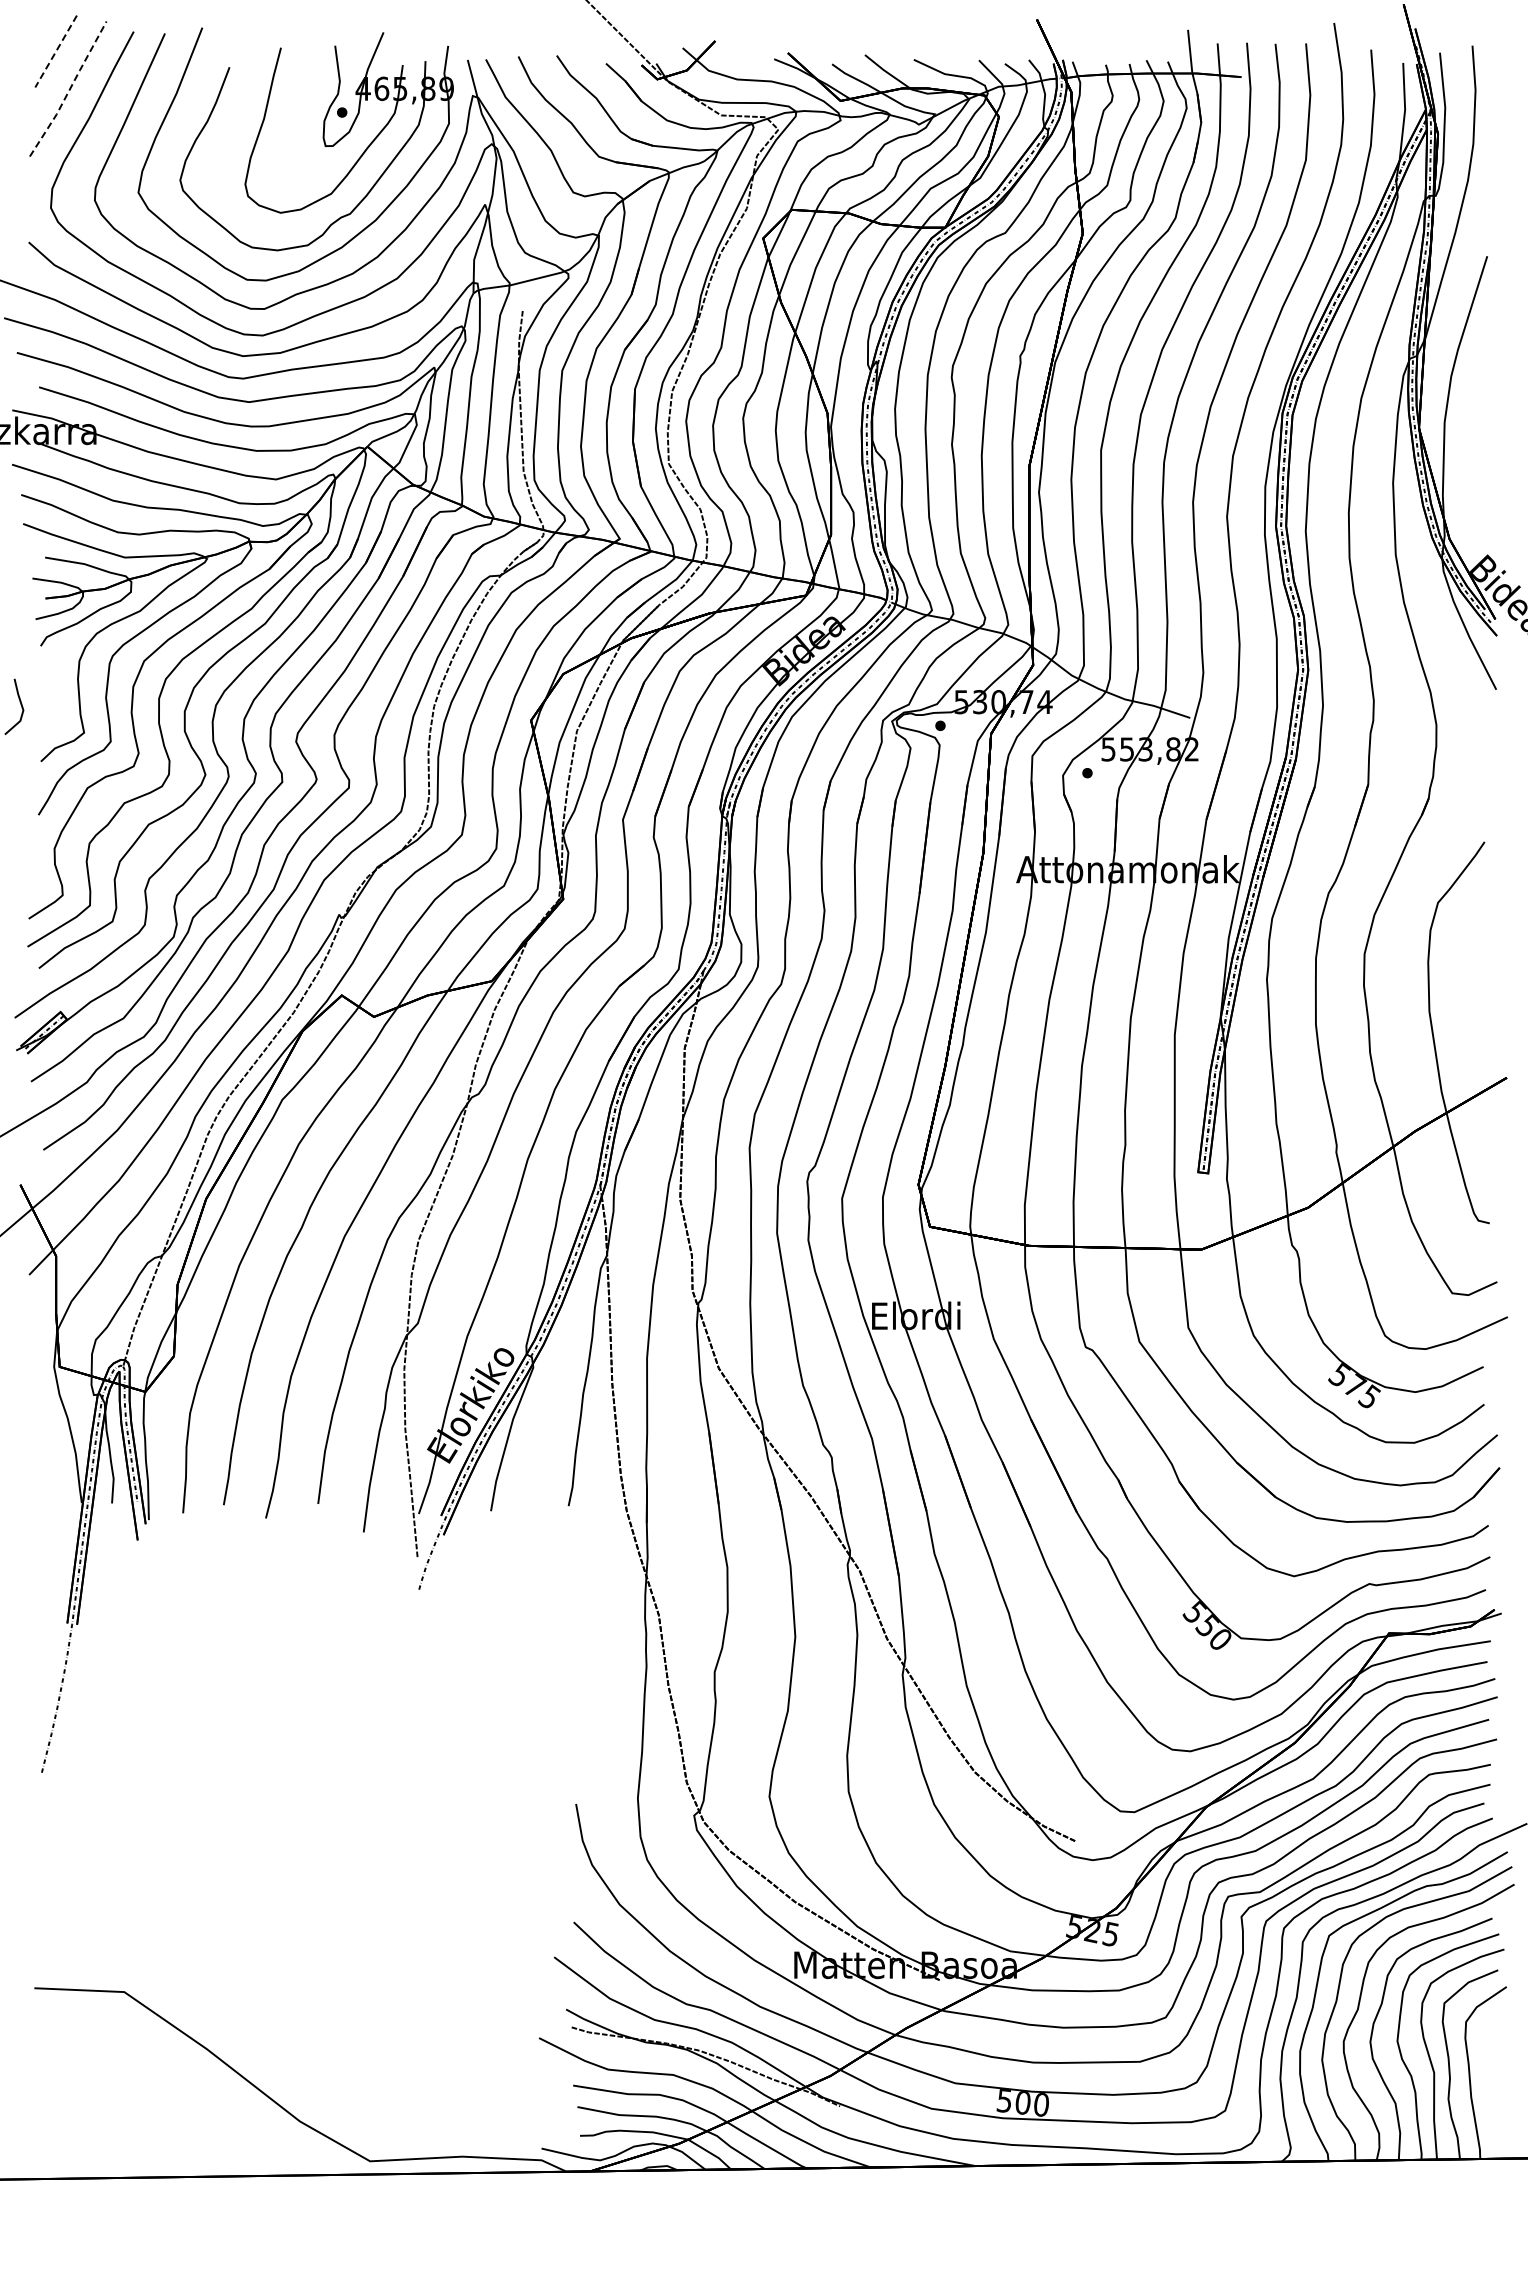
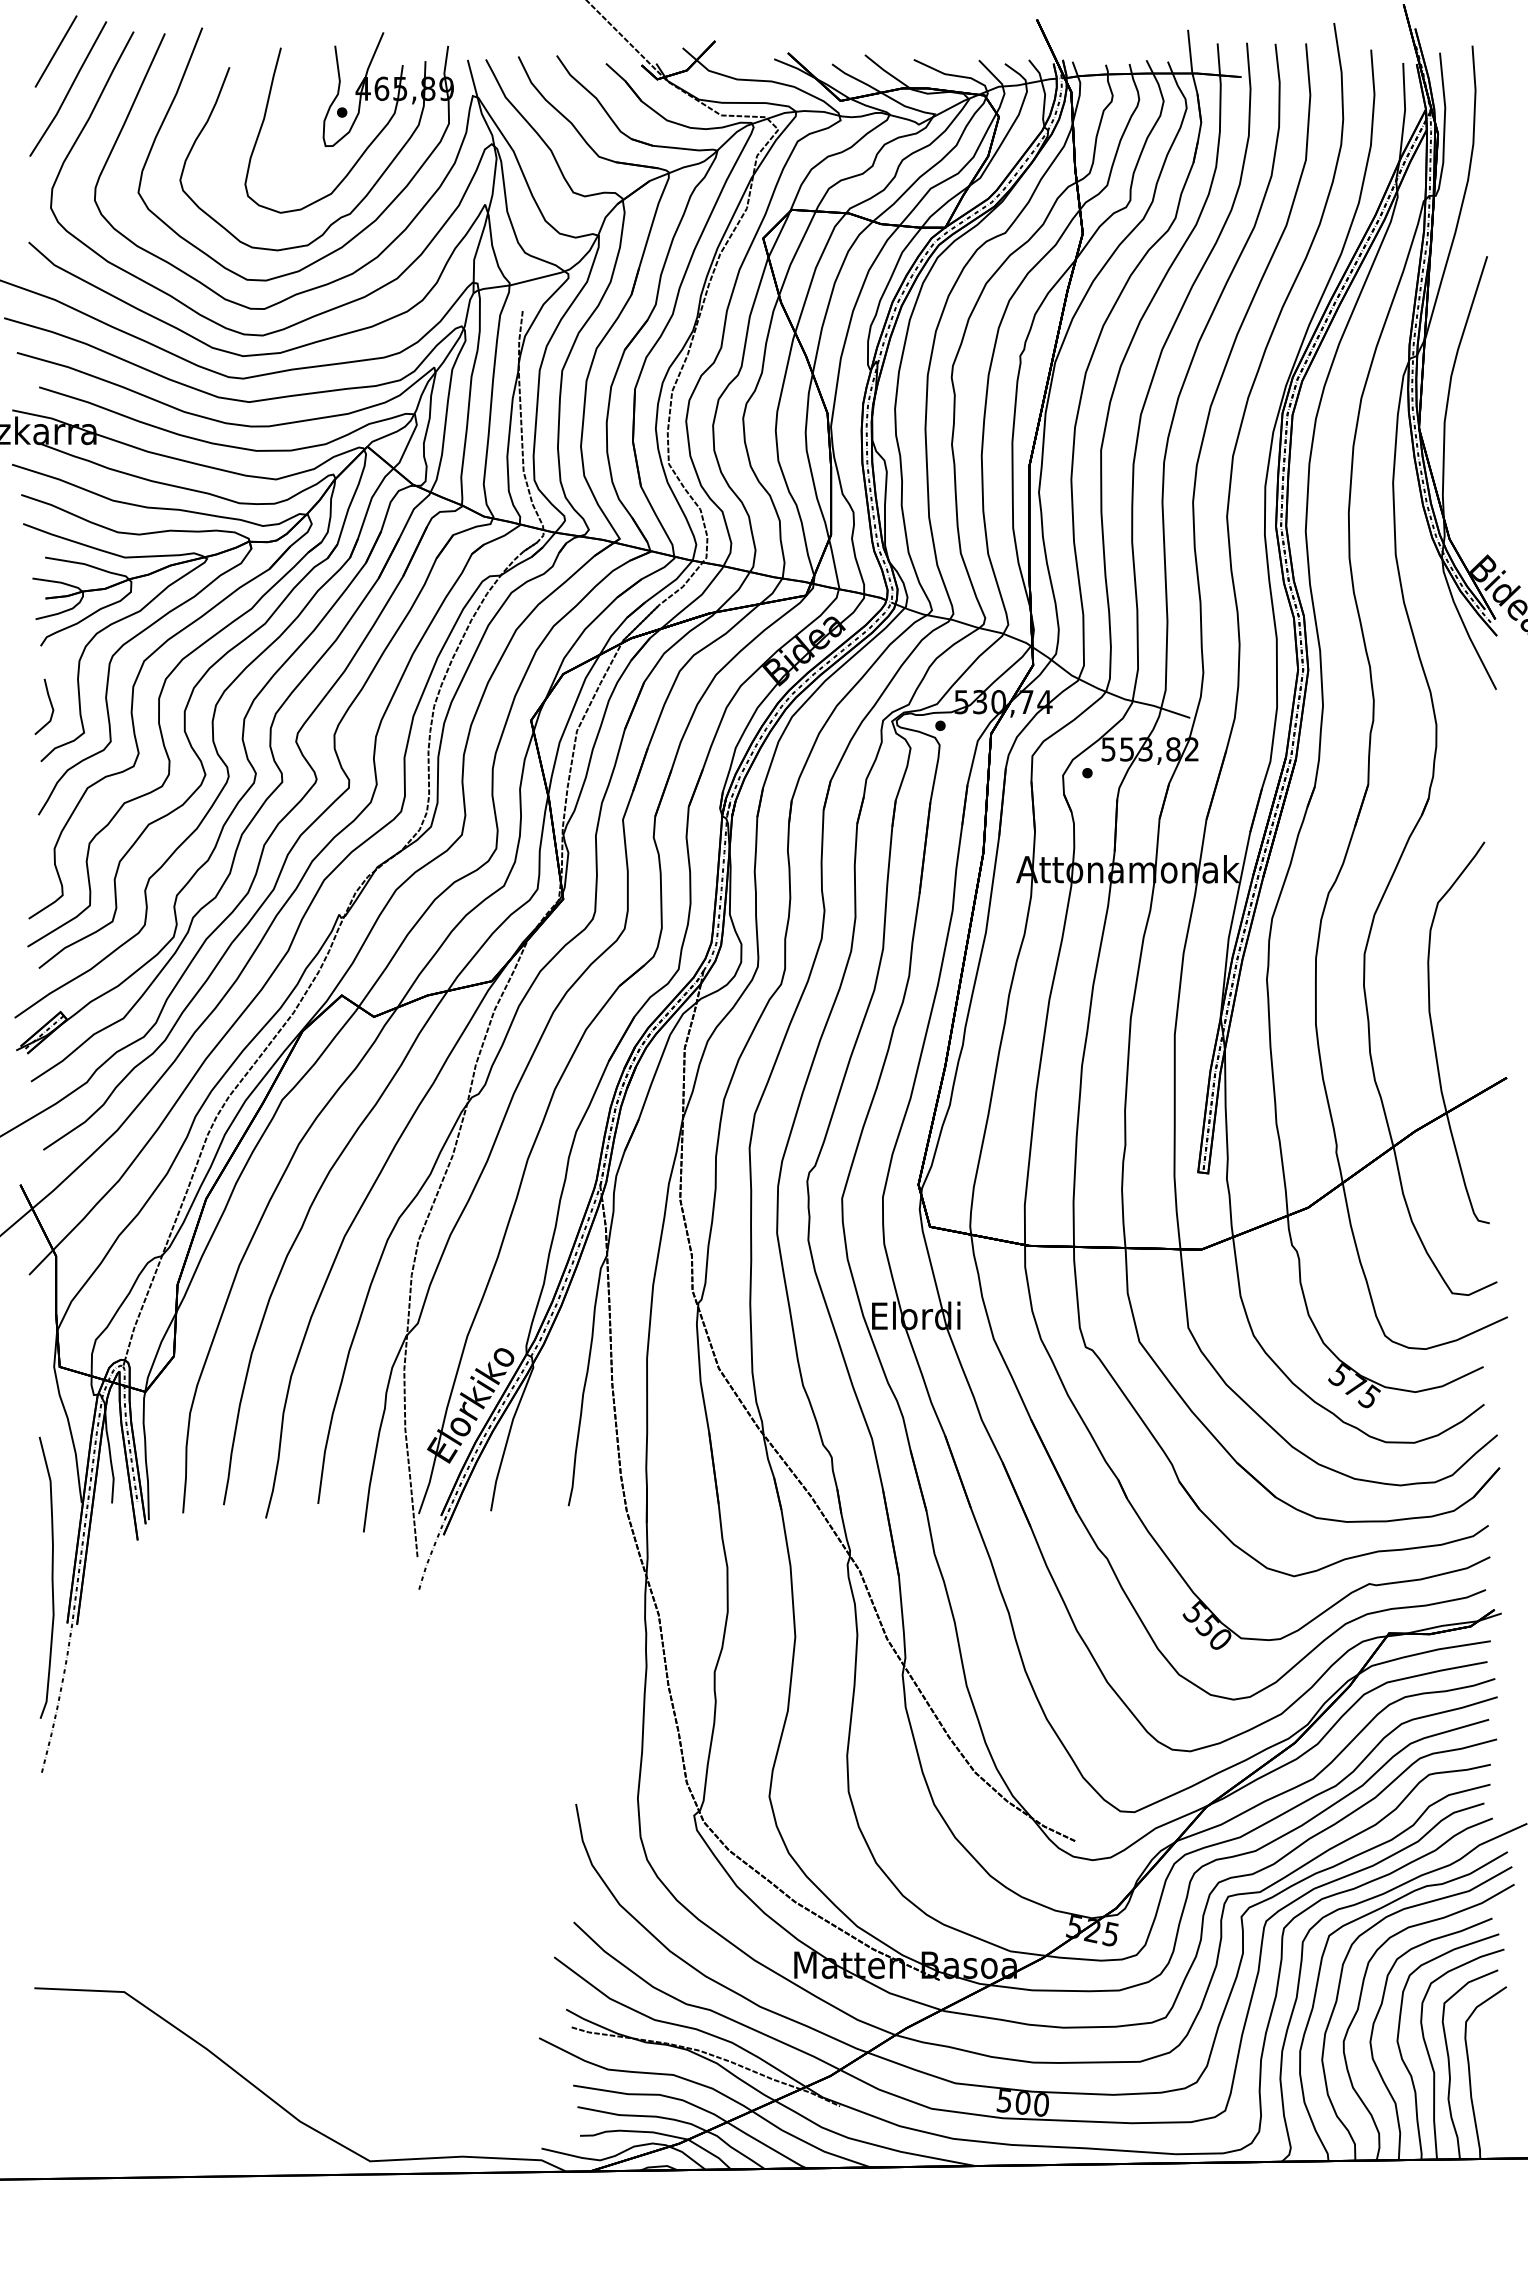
line: dashed -> solid (56, 51)
line: dashed -> solid (69, 89)
line position: (20, 705) -> (50, 705) (50, 705)
curve: none -> present (51, 1577)
